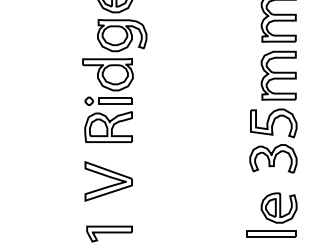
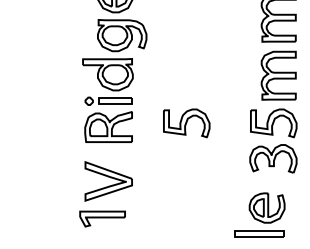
part: none -> present (186, 123)
part position: (271, 214) -> (259, 214) (259, 214)
part position: (109, 233) -> (102, 218) (102, 218)
